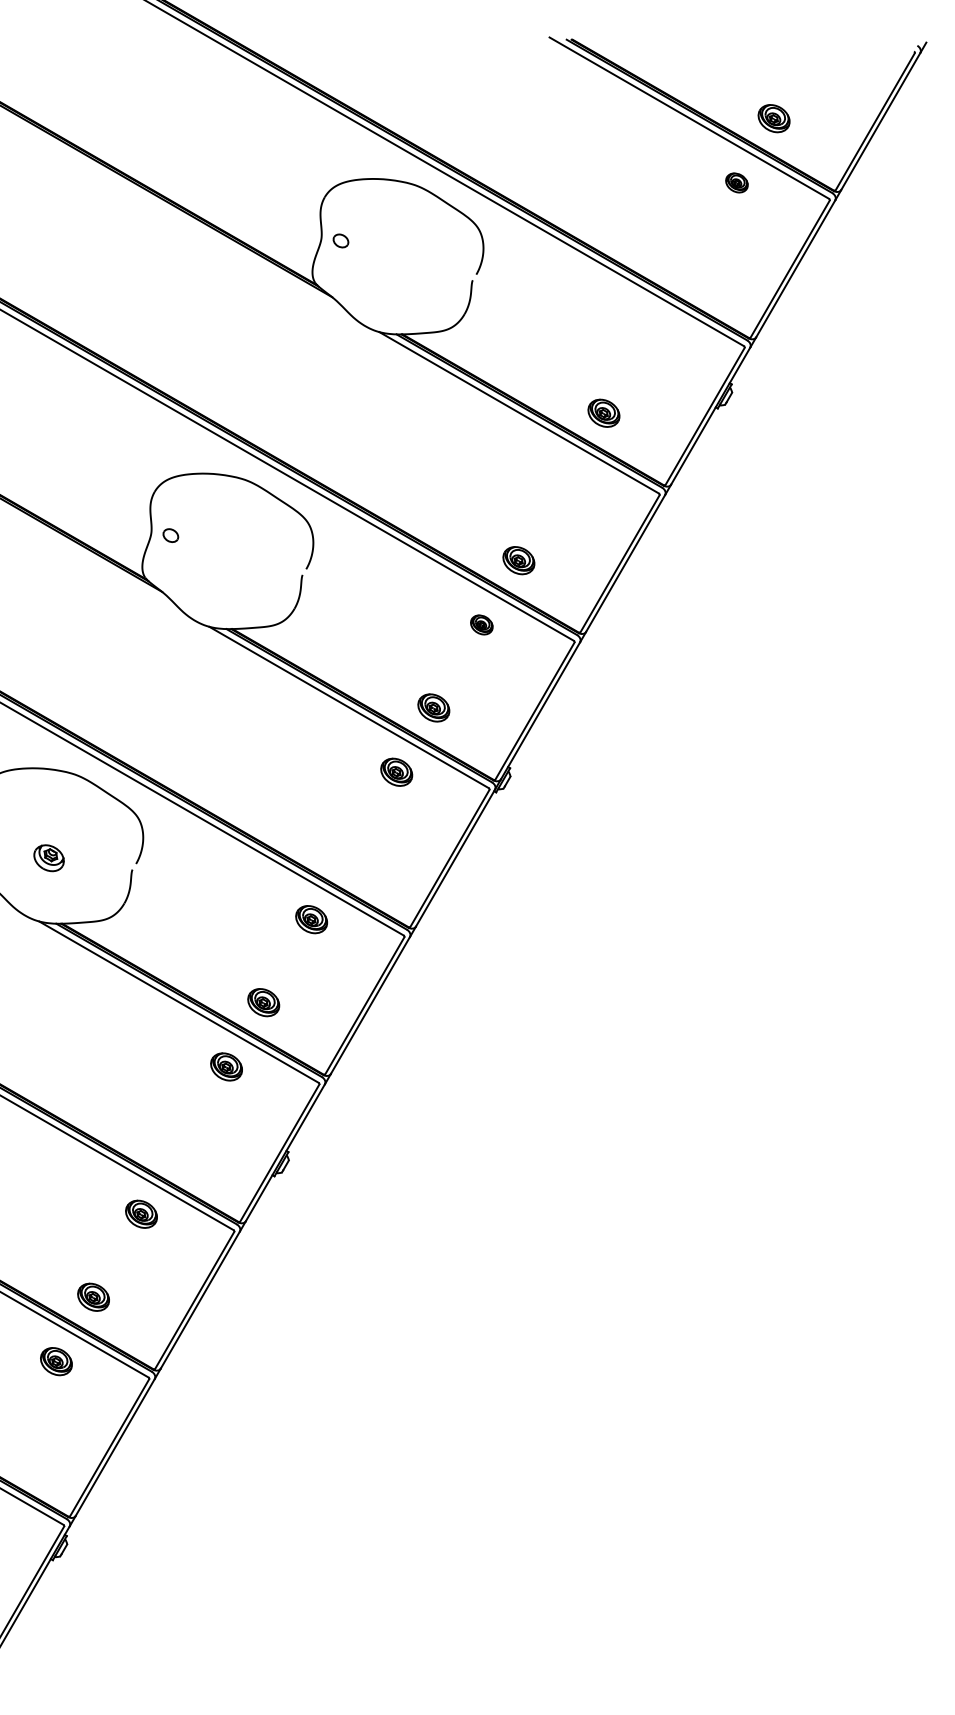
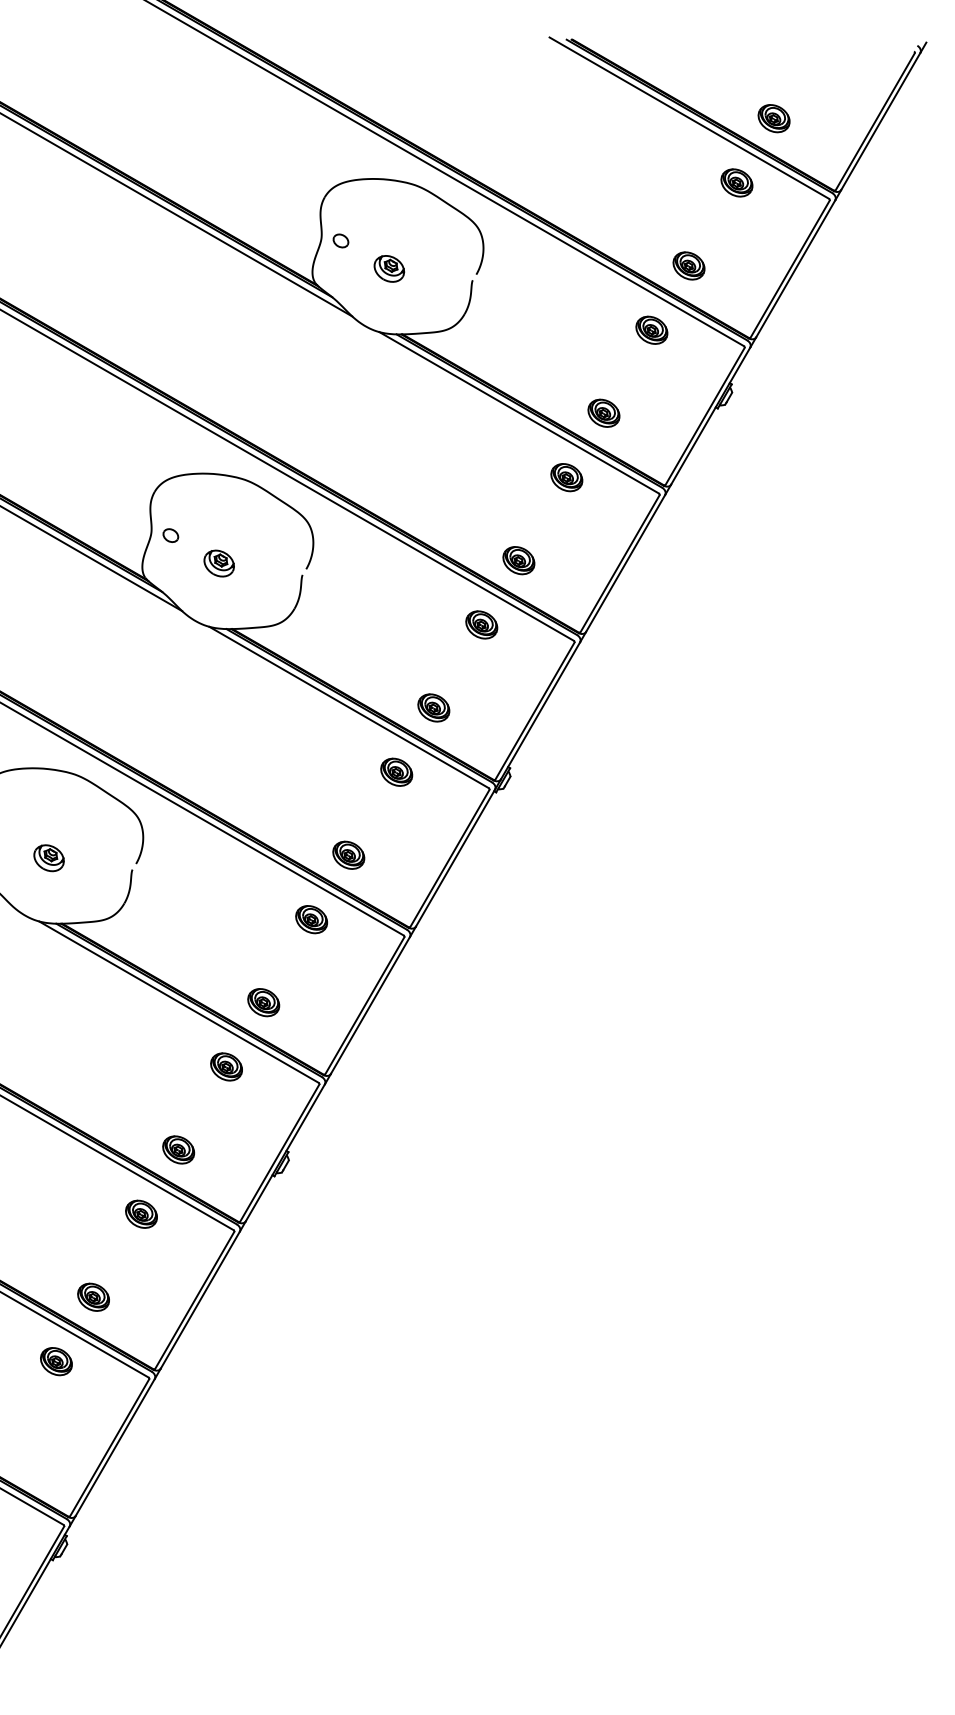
part size: 24x22 px -> 34x30 px (736, 182)
line: none -> present (177, 215)
part: none -> present (688, 265)
part: none -> present (389, 268)
part: none -> present (651, 329)
part: none -> present (566, 477)
line: none -> present (92, 559)
part: none -> present (218, 563)
part size: 24x22 px -> 34x30 px (481, 624)
part: none -> present (348, 854)
part: none -> present (178, 1149)
